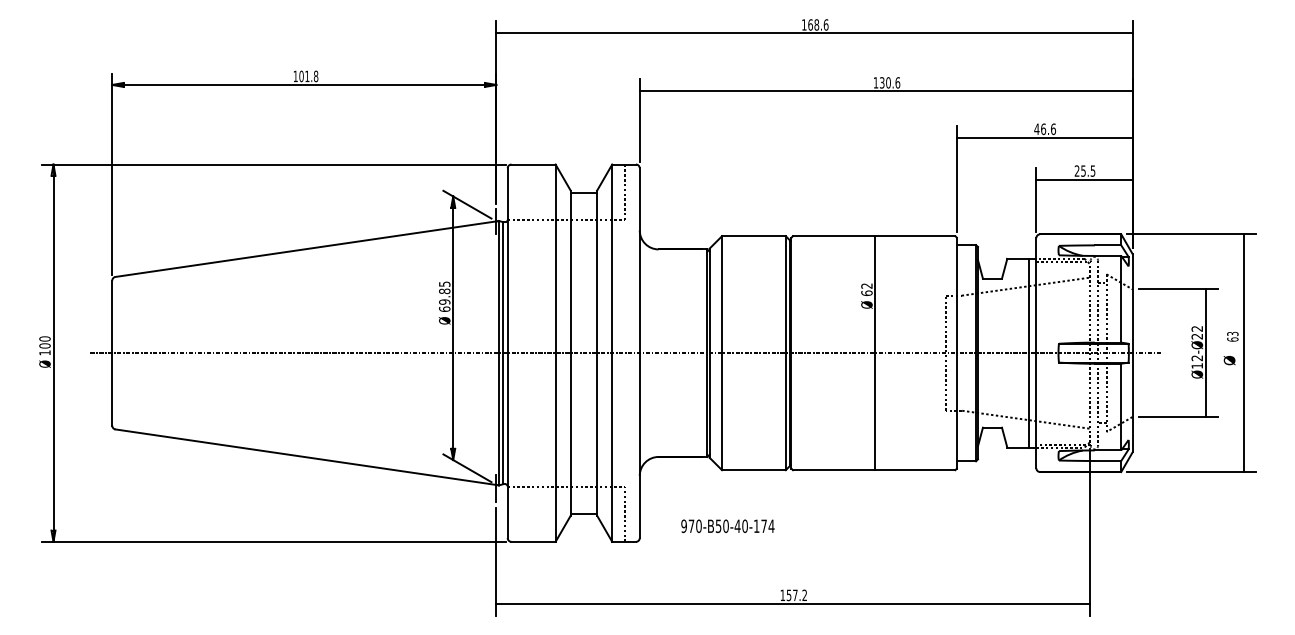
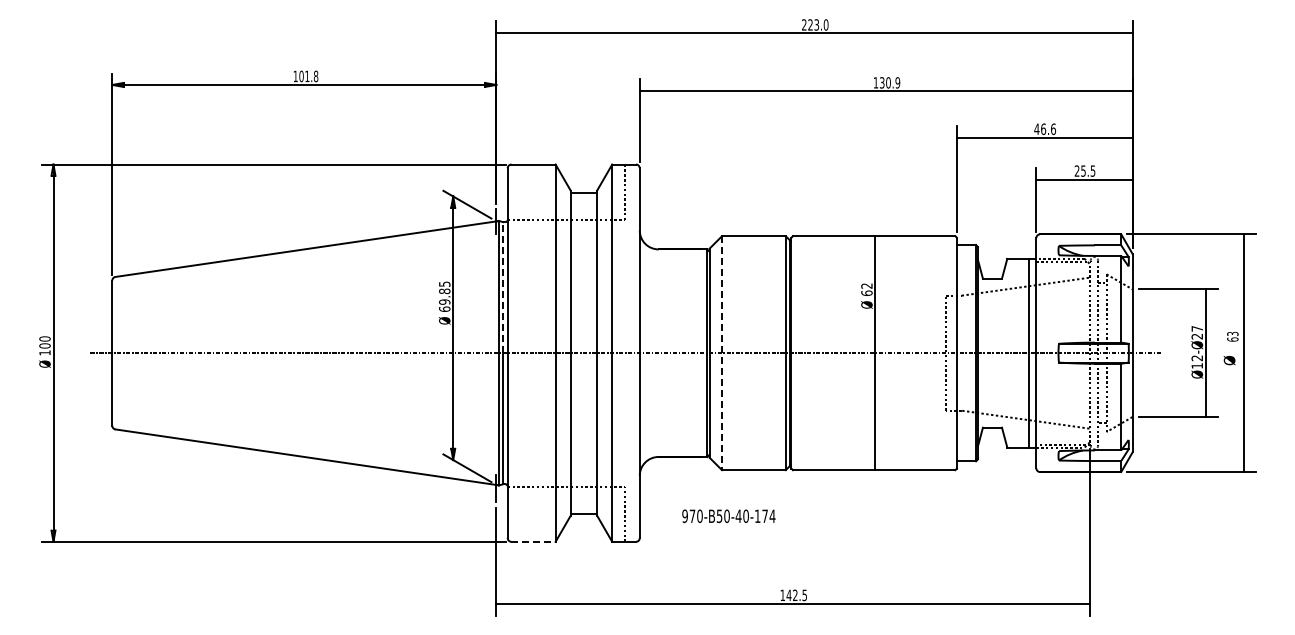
text: 168.6 -> 223.0 (815, 24)
text: 130.6 -> 130.9 (897, 82)
line: solid -> dashed (503, 287)
text: Ø12-Ø22 -> Ø12-Ø27 (1196, 328)
line: solid -> dashed (722, 353)
text position: (727, 526) -> (728, 516) (728, 516)
line: solid -> dashed (534, 541)
text: 157.2 -> 142.5 (796, 595)
